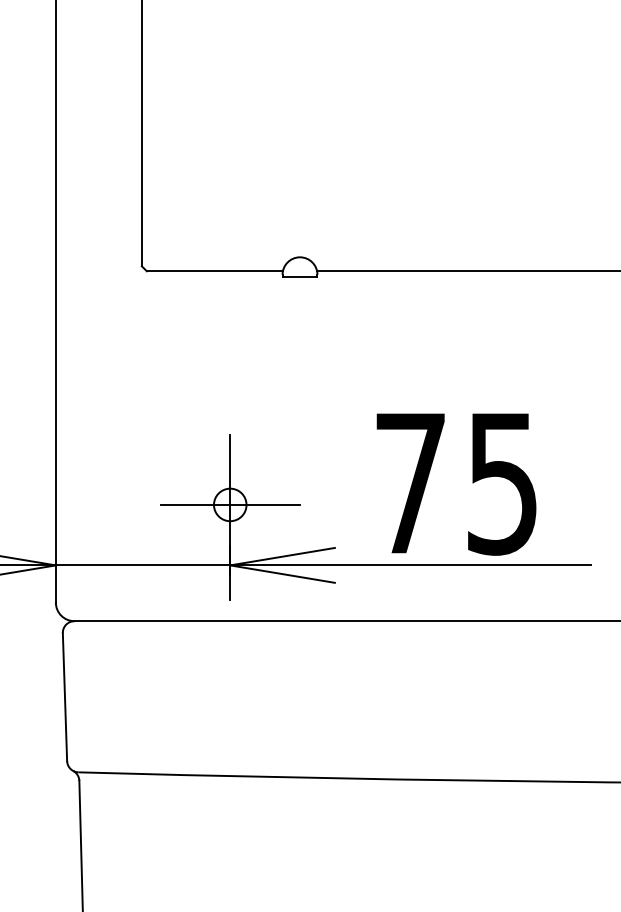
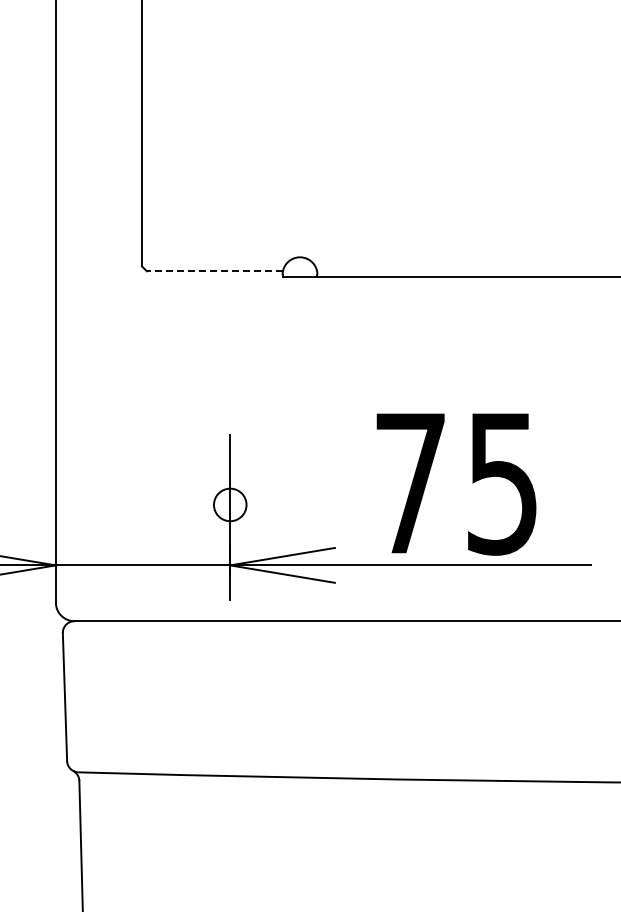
line: solid -> dashed (214, 271)
line position: (467, 271) -> (467, 277) (467, 277)
line: present -> none (230, 504)
